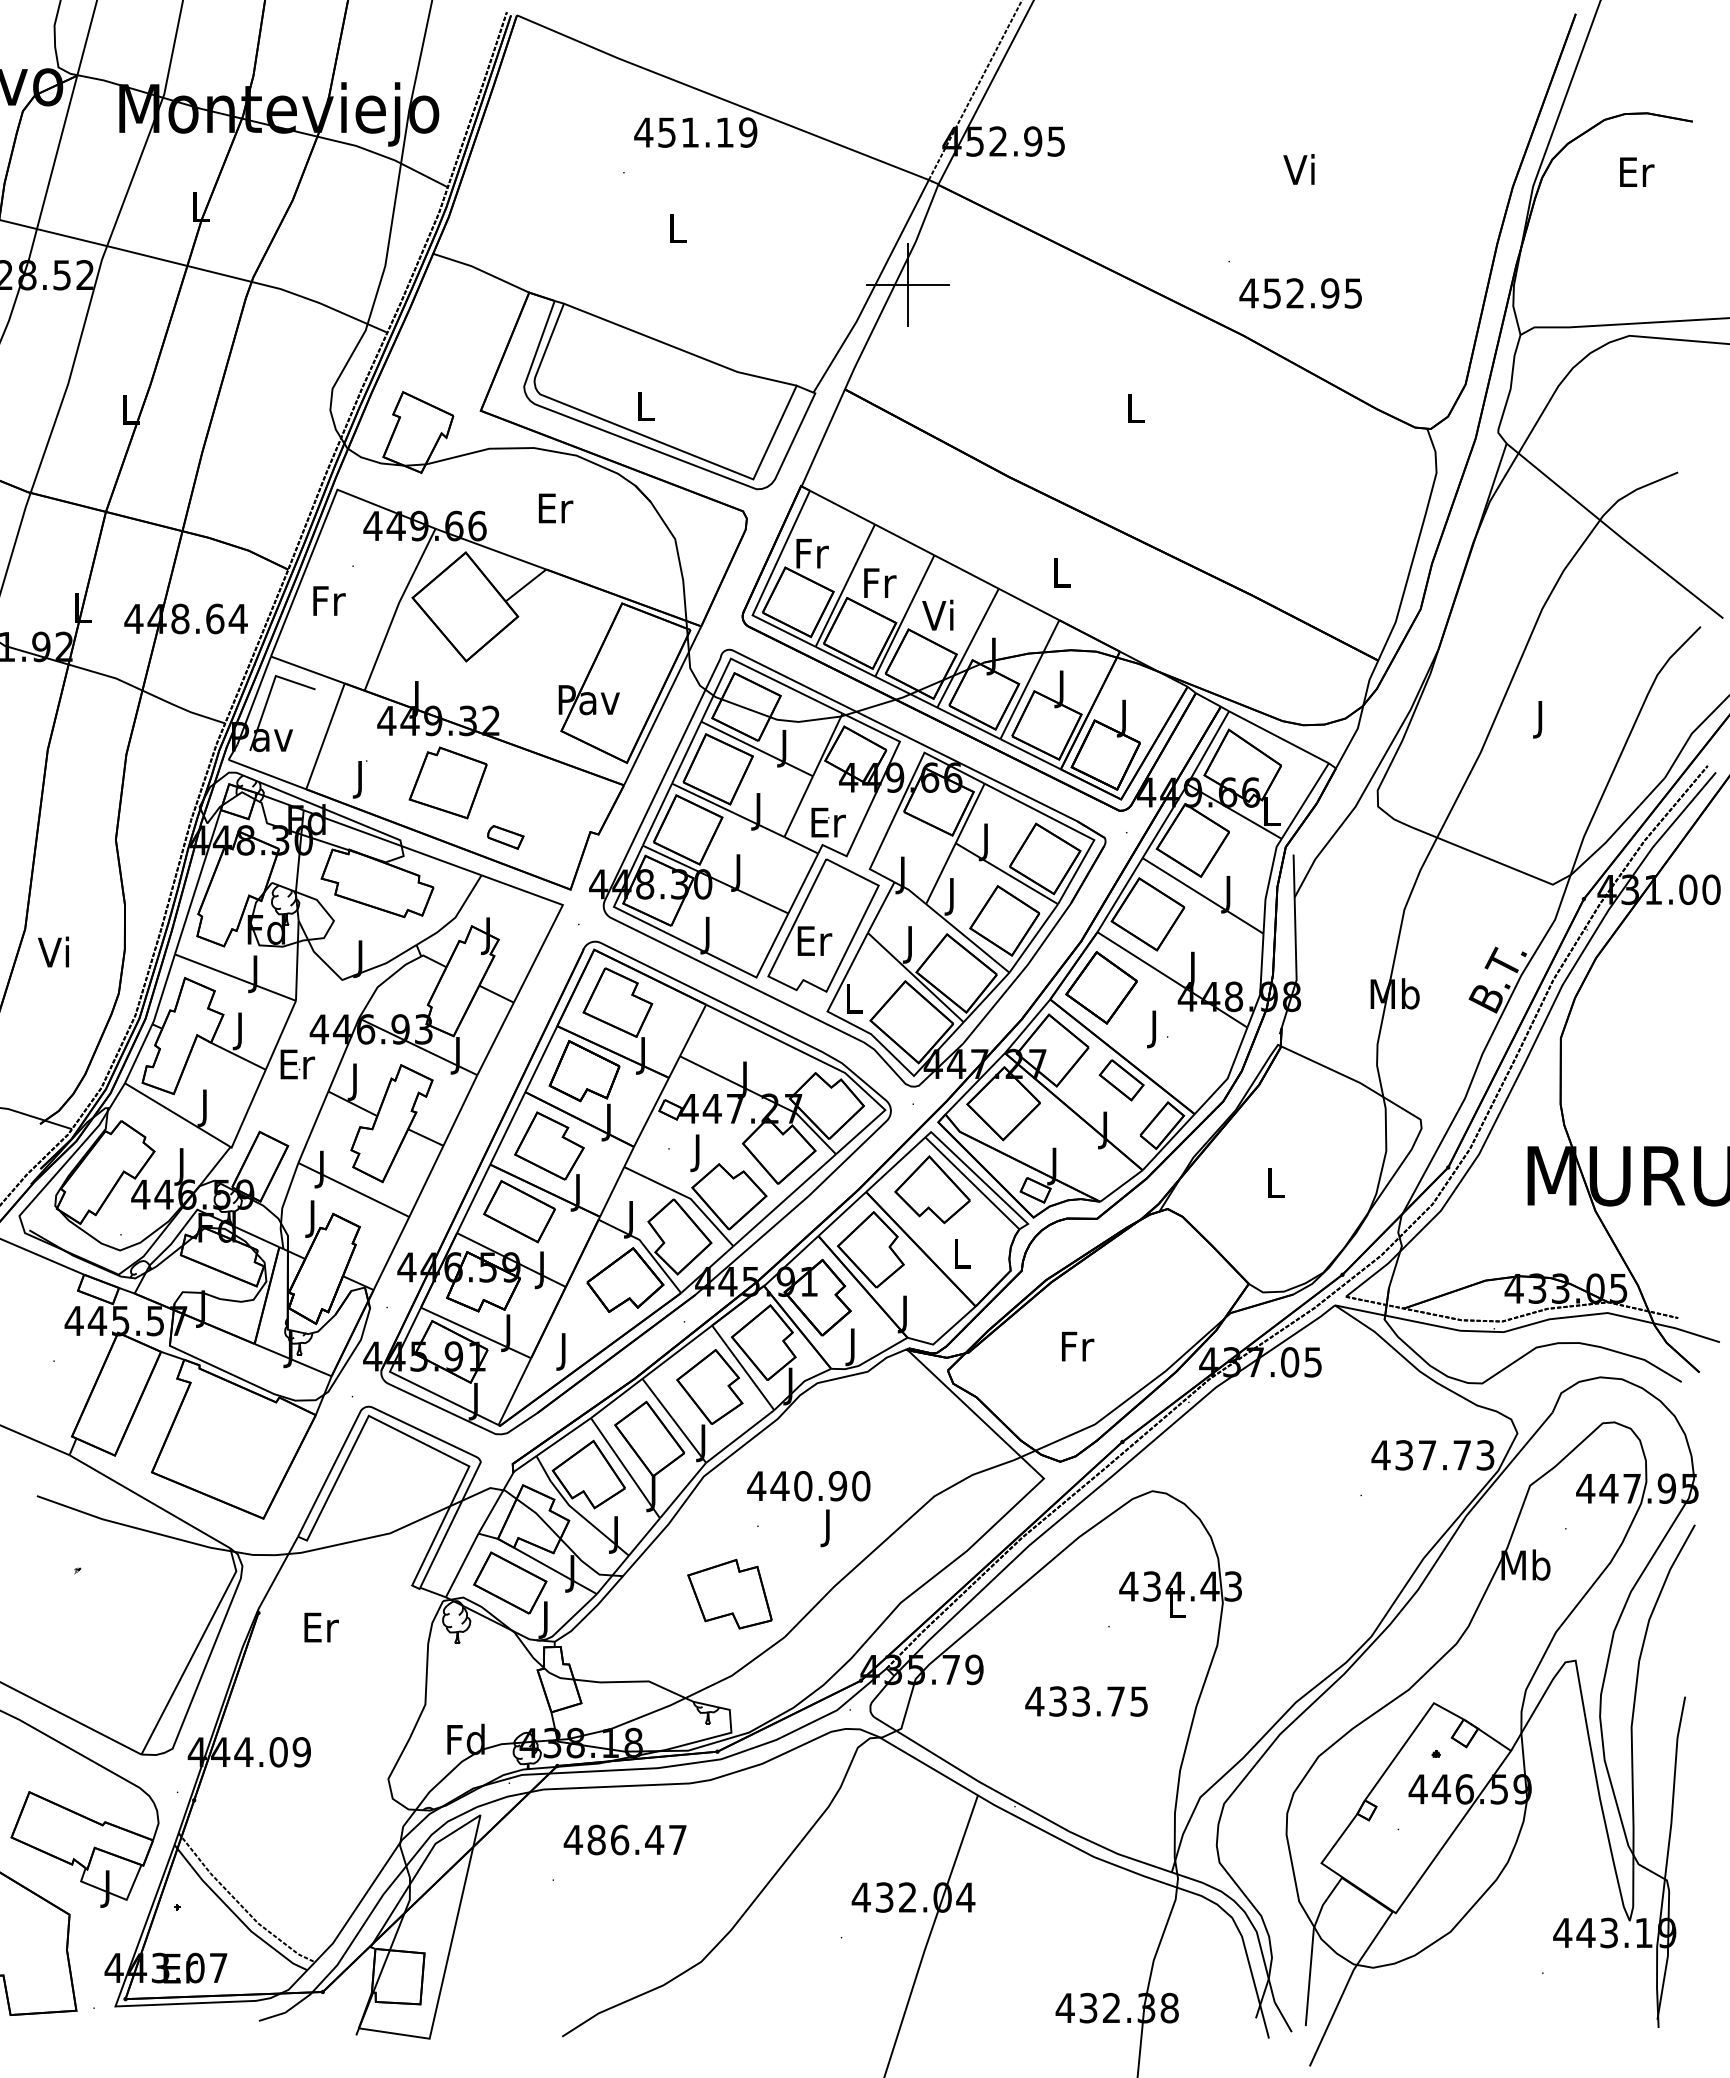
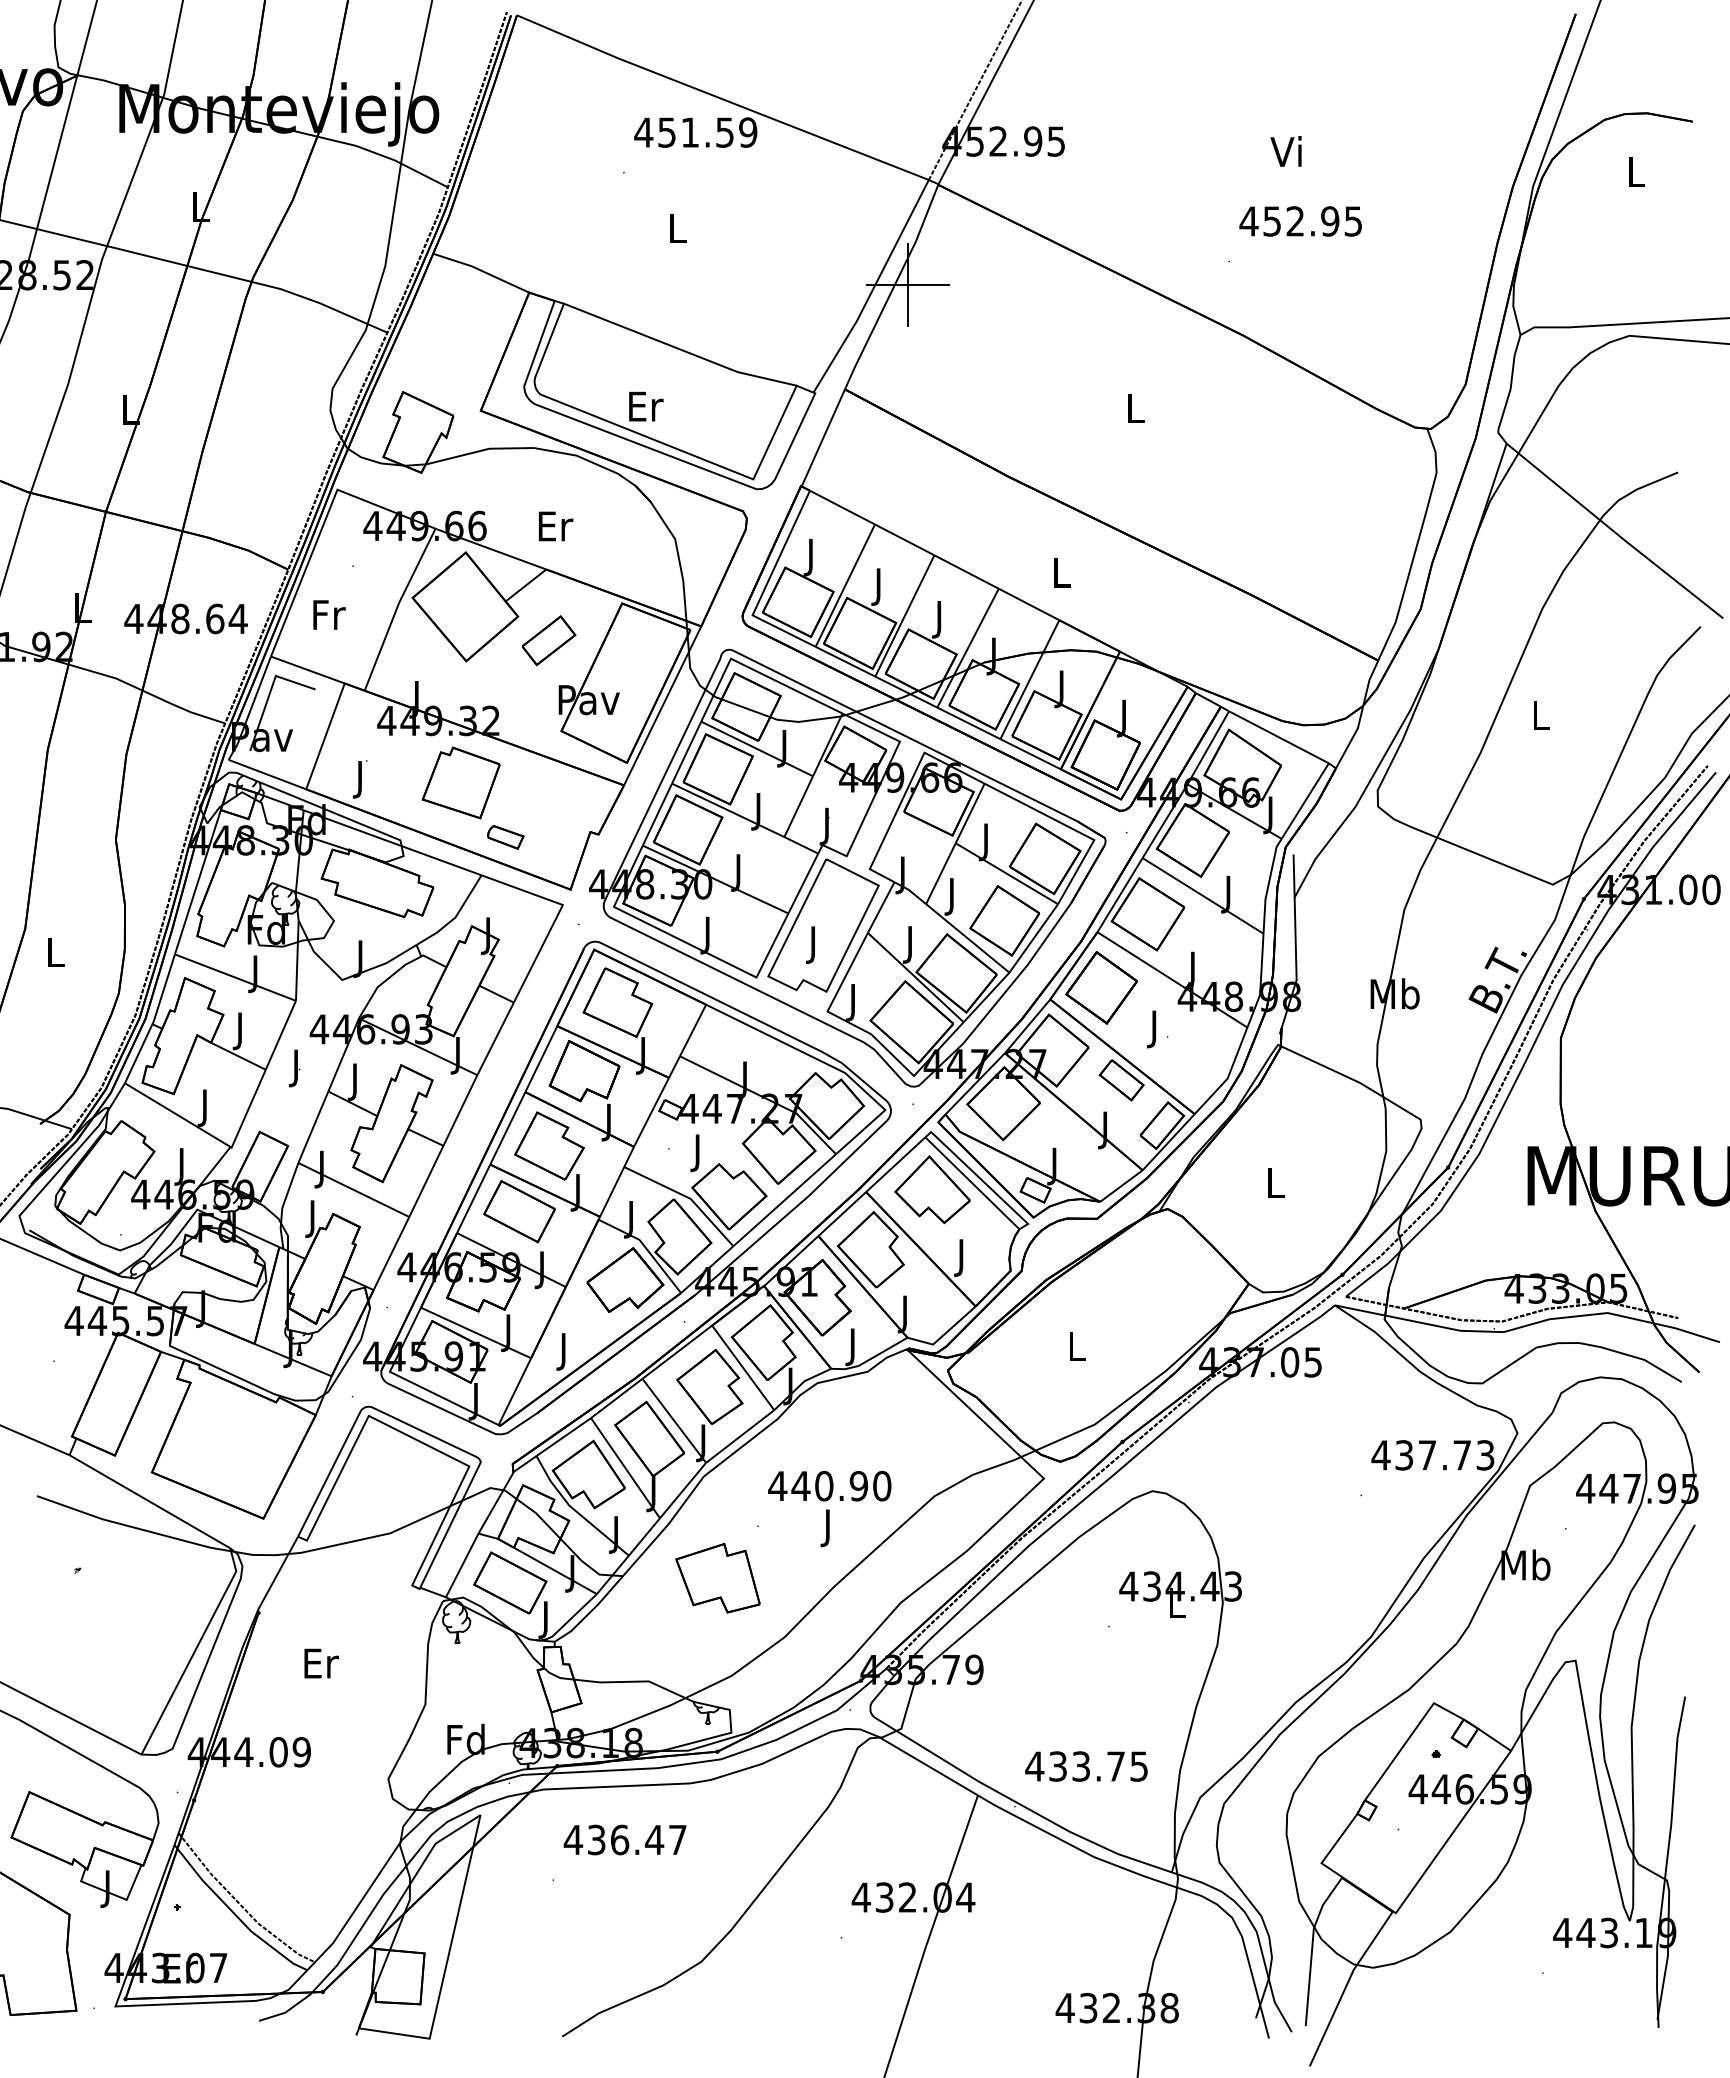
text: 451.19 -> 451.59 (724, 132)
text position: (1298, 169) -> (1285, 151) (1285, 151)
text: Er -> L (1637, 171)
text position: (1300, 293) -> (1300, 221) (1300, 221)
text: L -> Er (646, 406)
text position: (556, 508) -> (556, 526) (556, 526)
text: Fr -> J (812, 557)
text: Fr -> J (880, 586)
text position: (329, 600) -> (329, 614) (329, 614)
text: Vi -> J (937, 618)
part: none -> present (548, 640)
text: J -> L (1541, 719)
part position: (447, 782) -> (460, 782) (460, 782)
text: L -> J (1271, 815)
text: Er -> J (828, 826)
text: Er -> J (814, 944)
text: Vi -> L (53, 951)
text: L -> J (854, 1002)
text: Er -> J (297, 1068)
text: L -> J (962, 1257)
text: Fr -> L (1078, 1346)
text position: (808, 1486) -> (829, 1486) (829, 1486)
part position: (729, 1593) -> (717, 1577) (717, 1577)
text position: (321, 1627) -> (321, 1663) (321, 1663)
text position: (1086, 1701) -> (1086, 1766) (1086, 1766)
text: 486.47 -> 436.47 (596, 1839)
